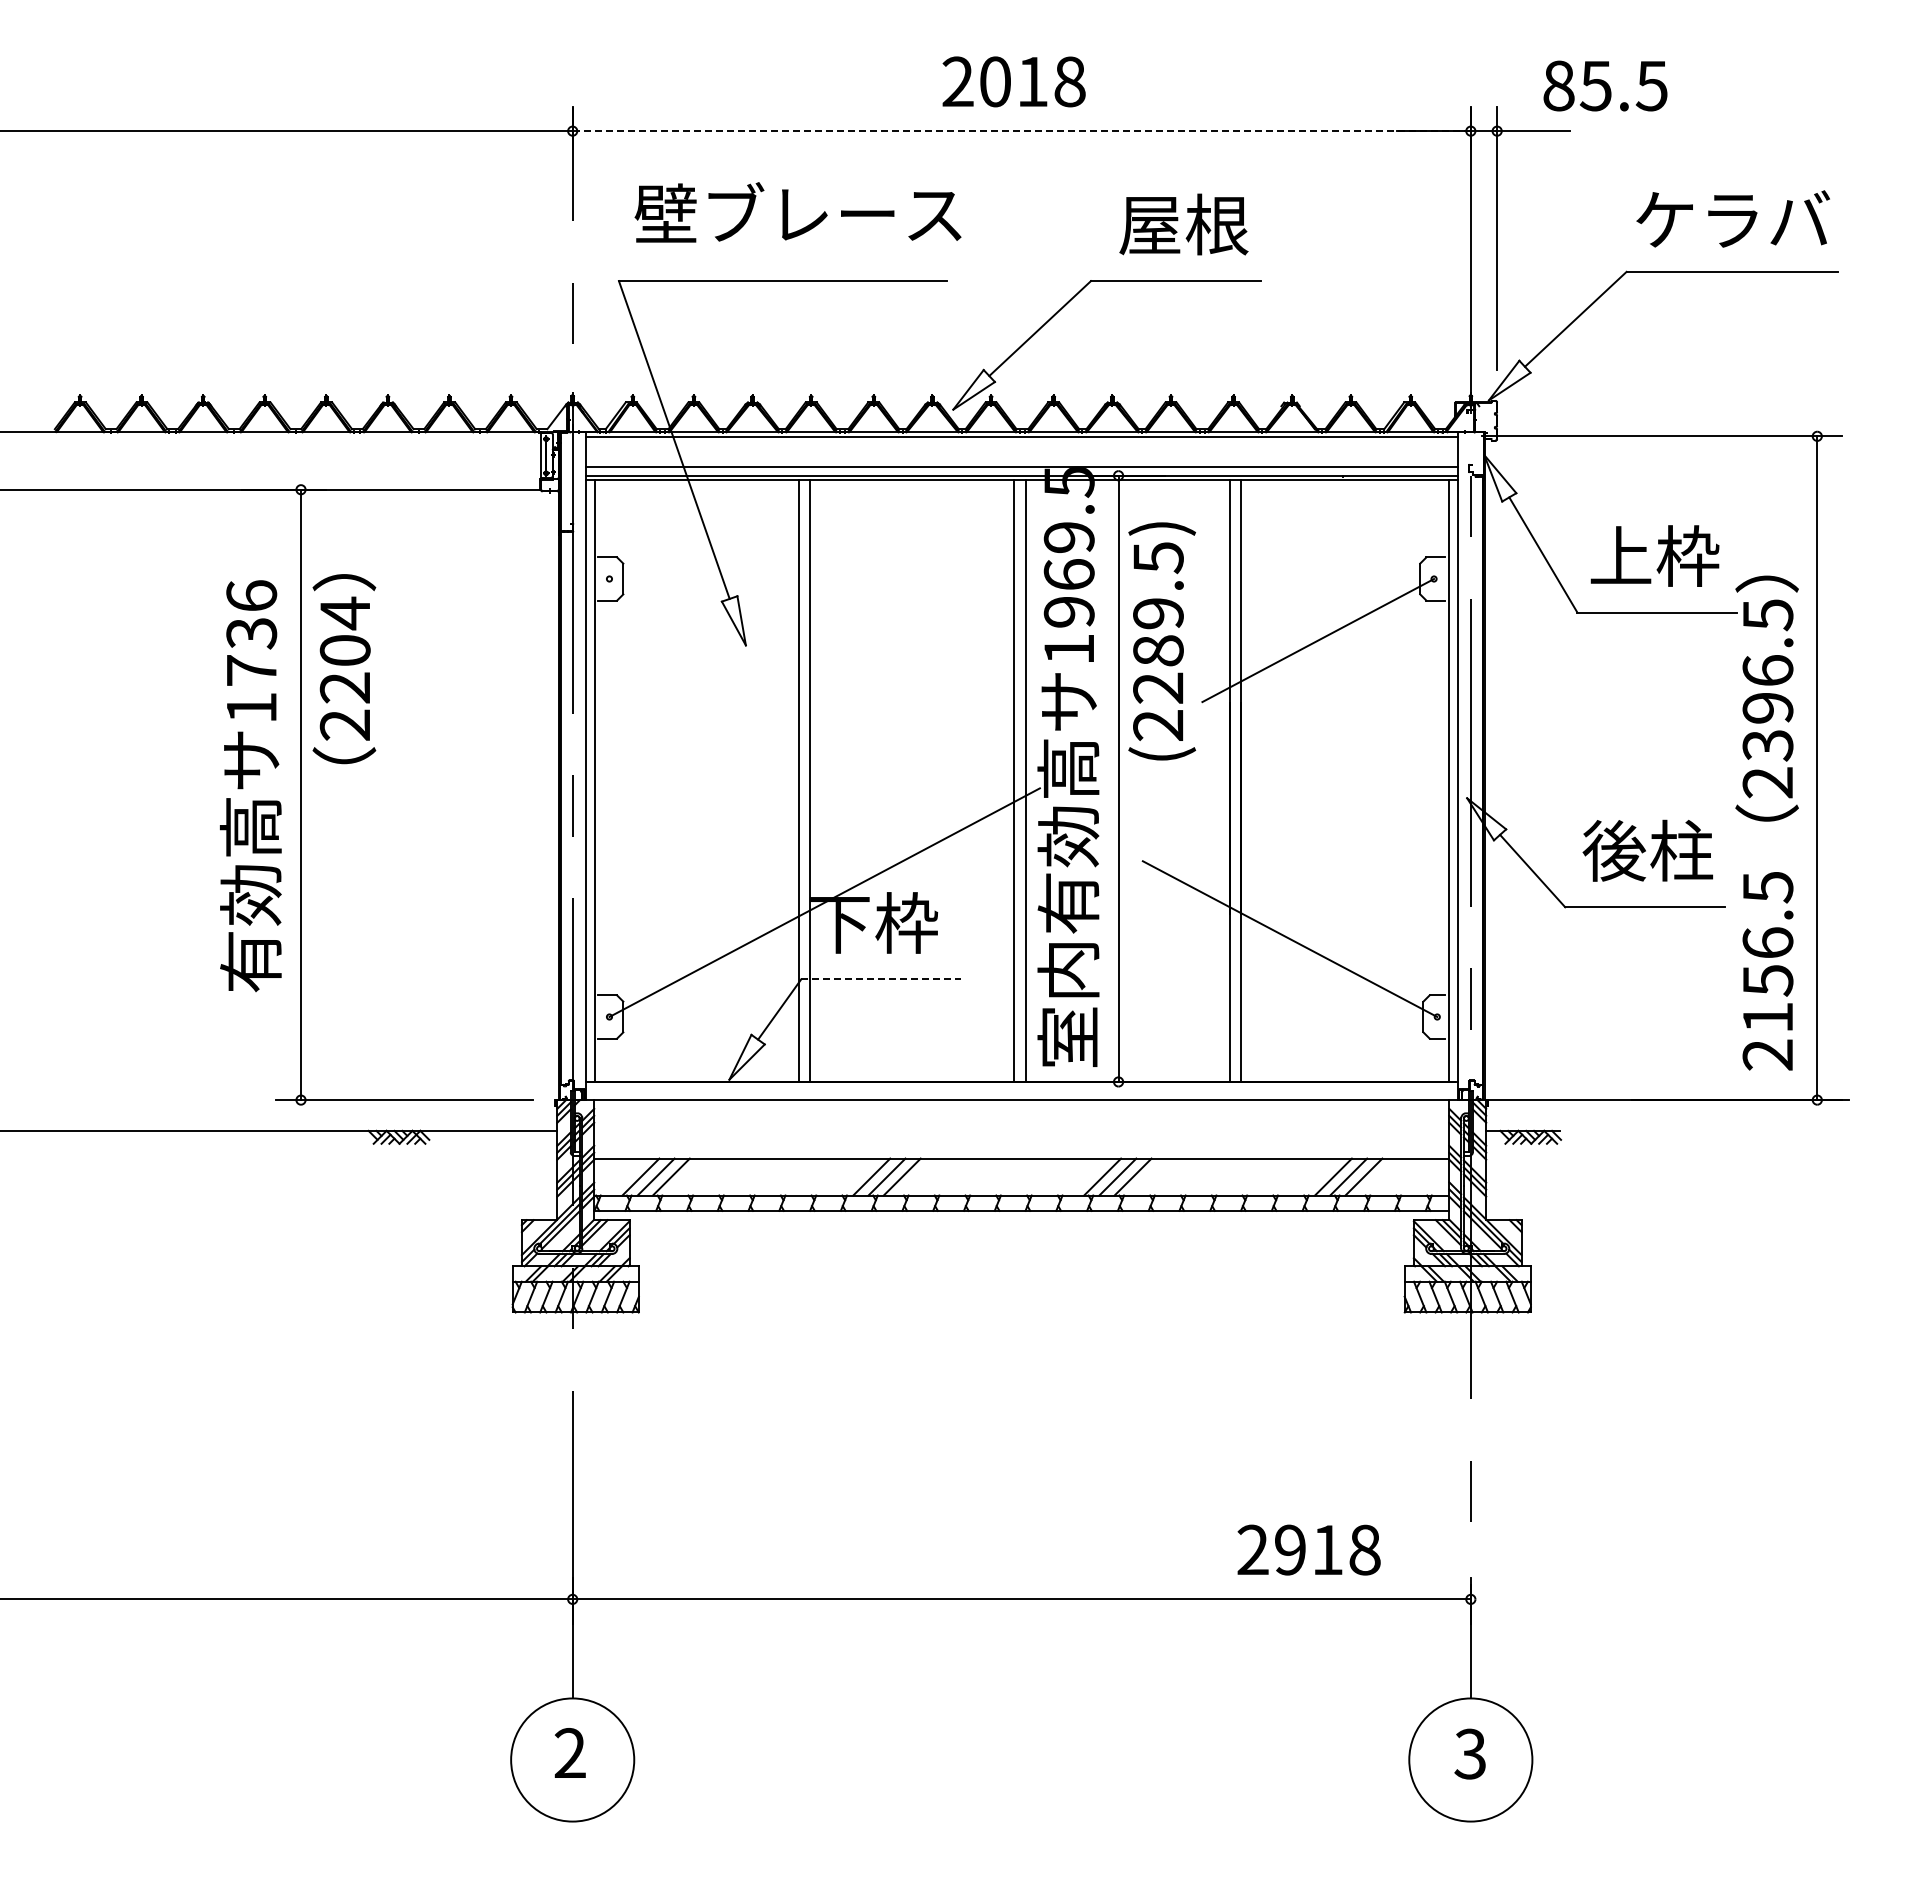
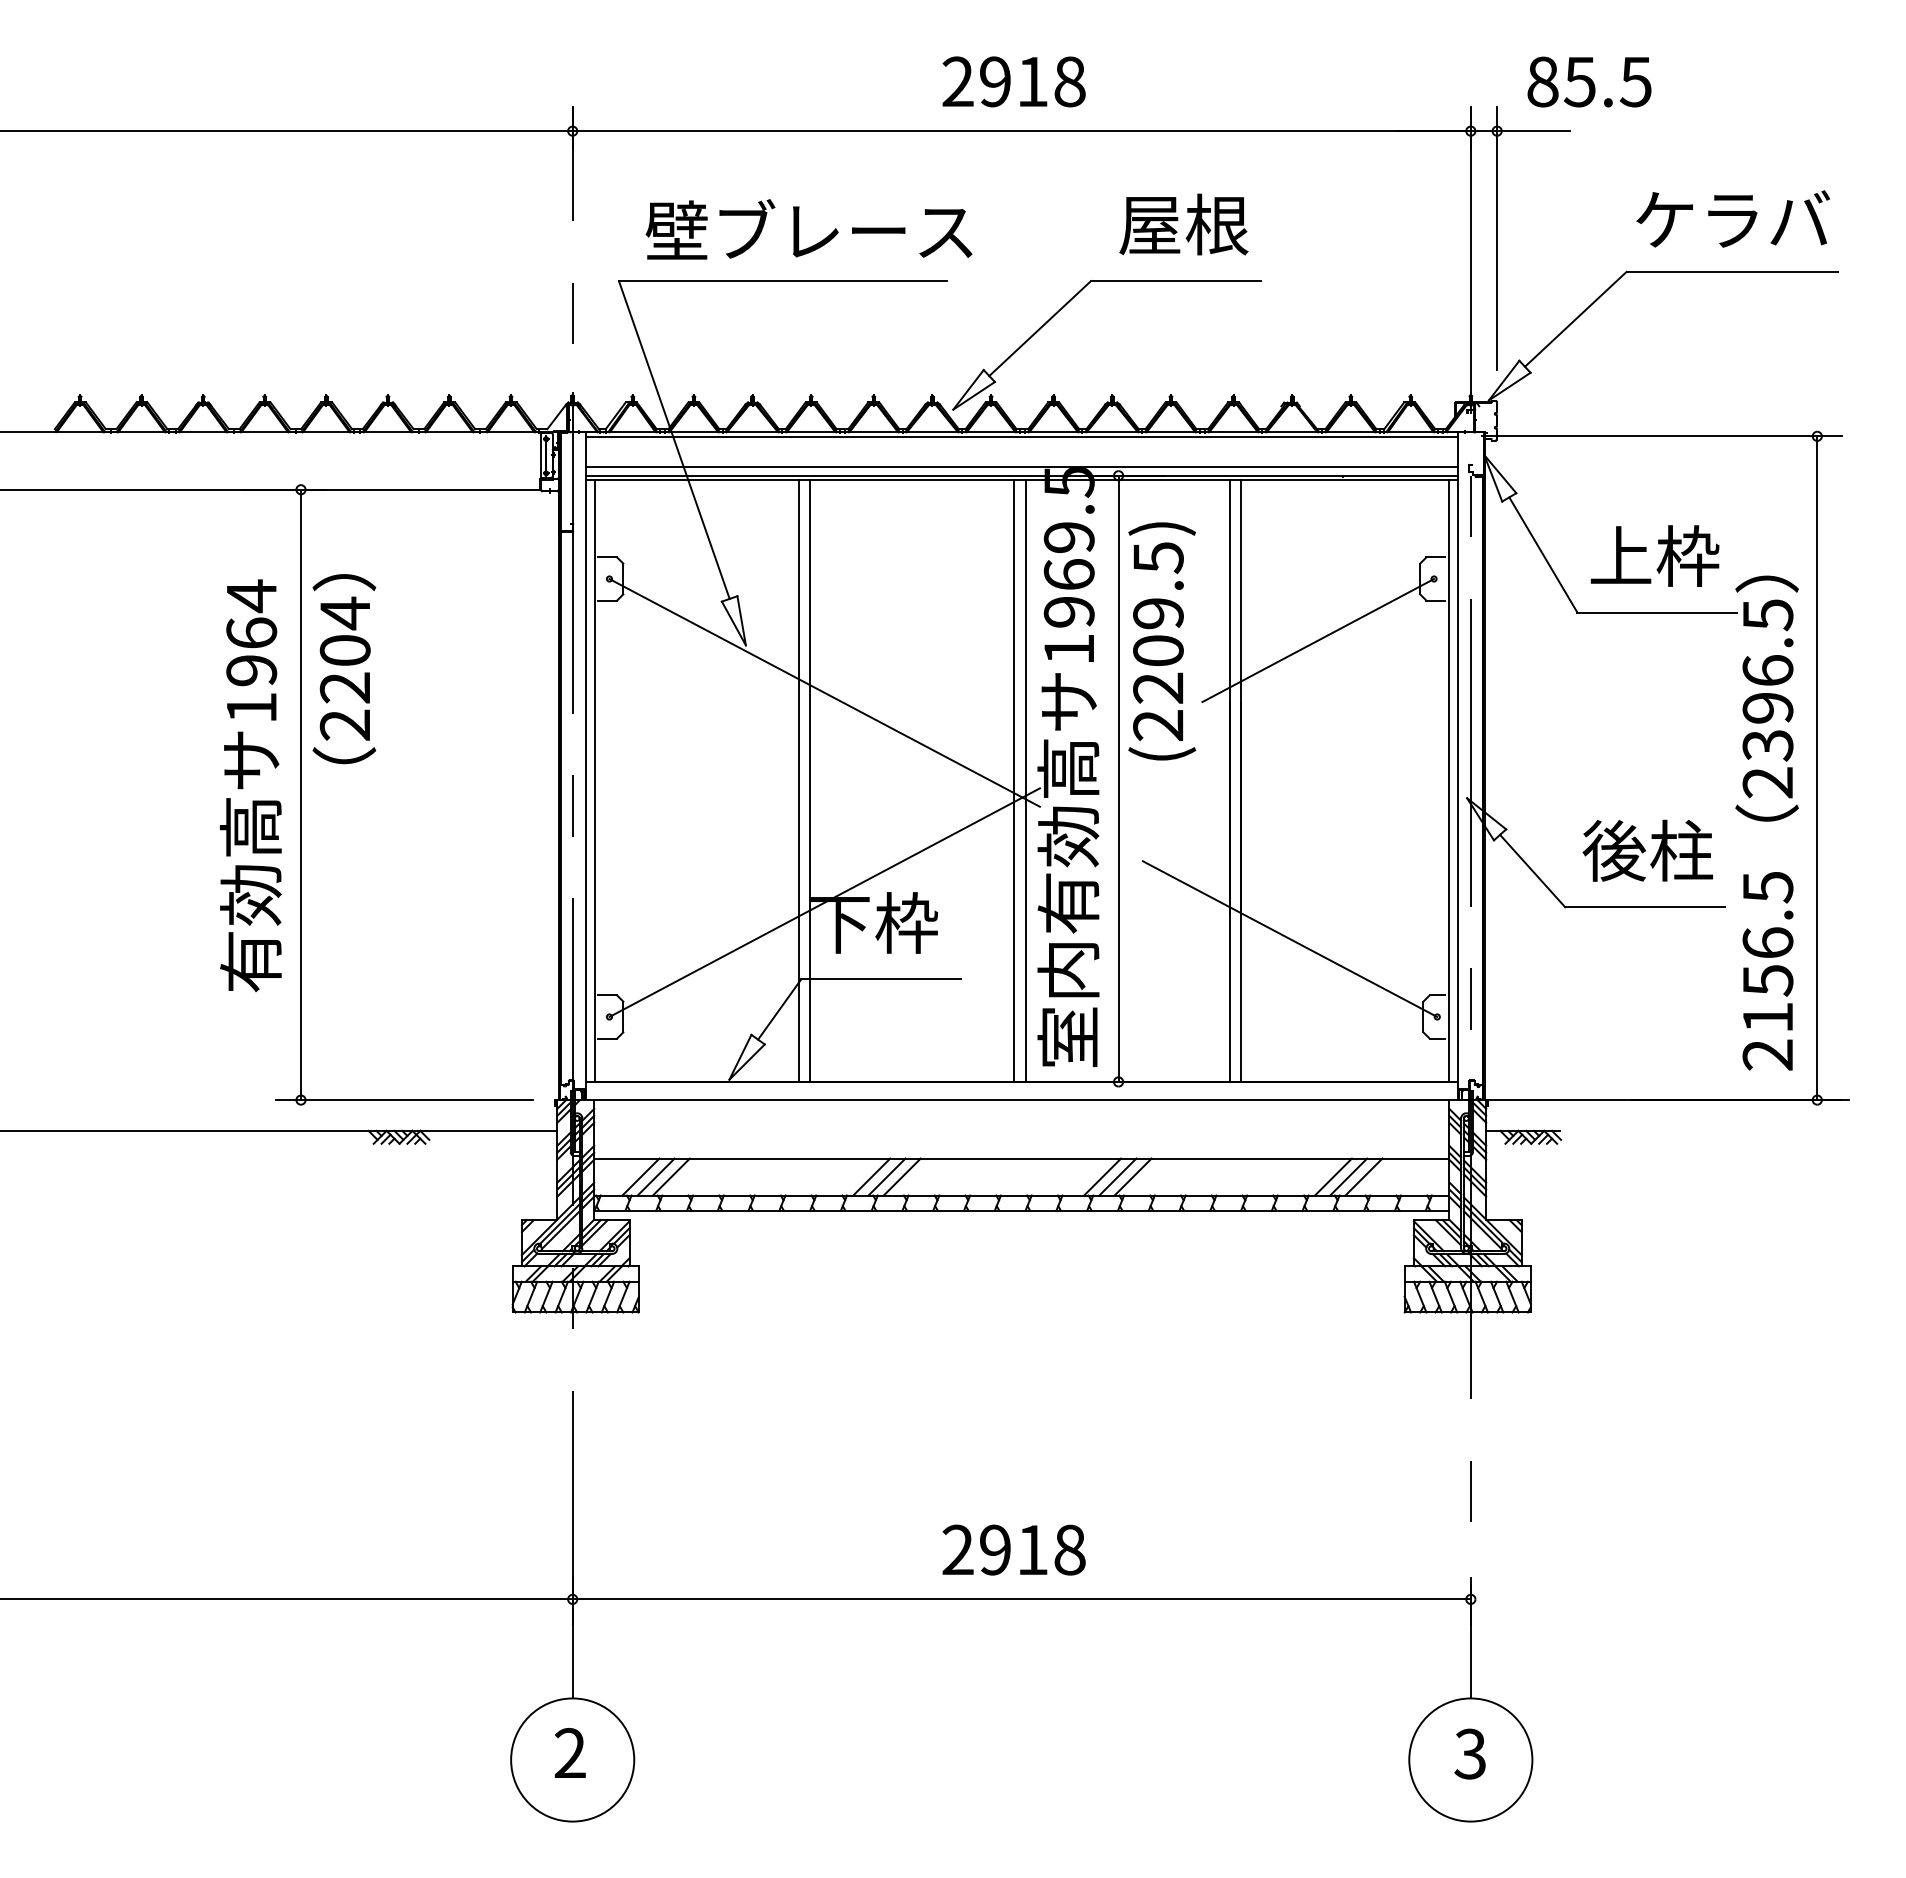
text: 2018 -> 2918 (995, 81)
text position: (1605, 85) -> (1589, 81) (1589, 81)
line: dashed -> solid (1021, 131)
text position: (797, 212) -> (808, 229) (808, 229)
text: 1736 -> 1964 (251, 632)
text: (2289.5) -> (2209.5) (1158, 650)
line: none -> present (824, 692)
line: dashed -> solid (881, 979)
text position: (1308, 1549) -> (1013, 1549) (1013, 1549)
